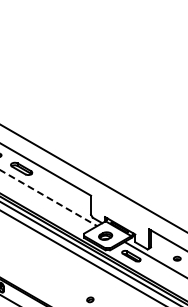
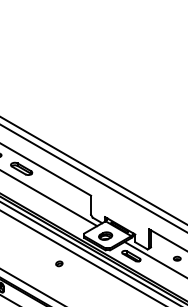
line: none -> present (93, 170)
line: dashed -> solid (48, 198)
line: none -> present (31, 286)
part position: (90, 299) -> (59, 263) (59, 263)
